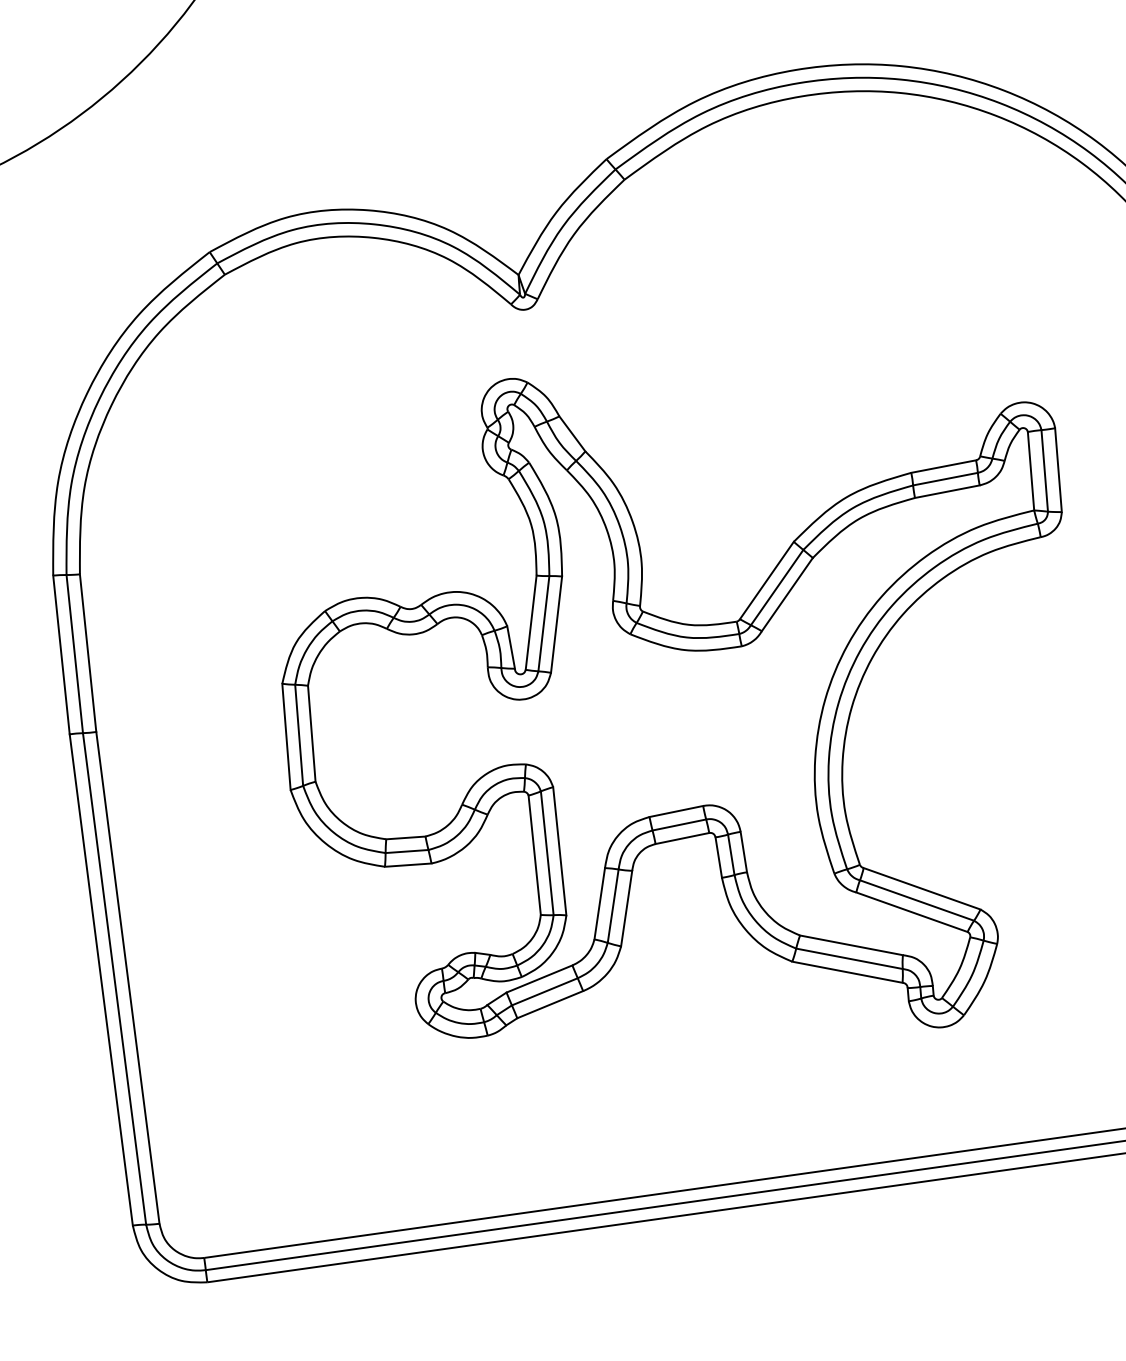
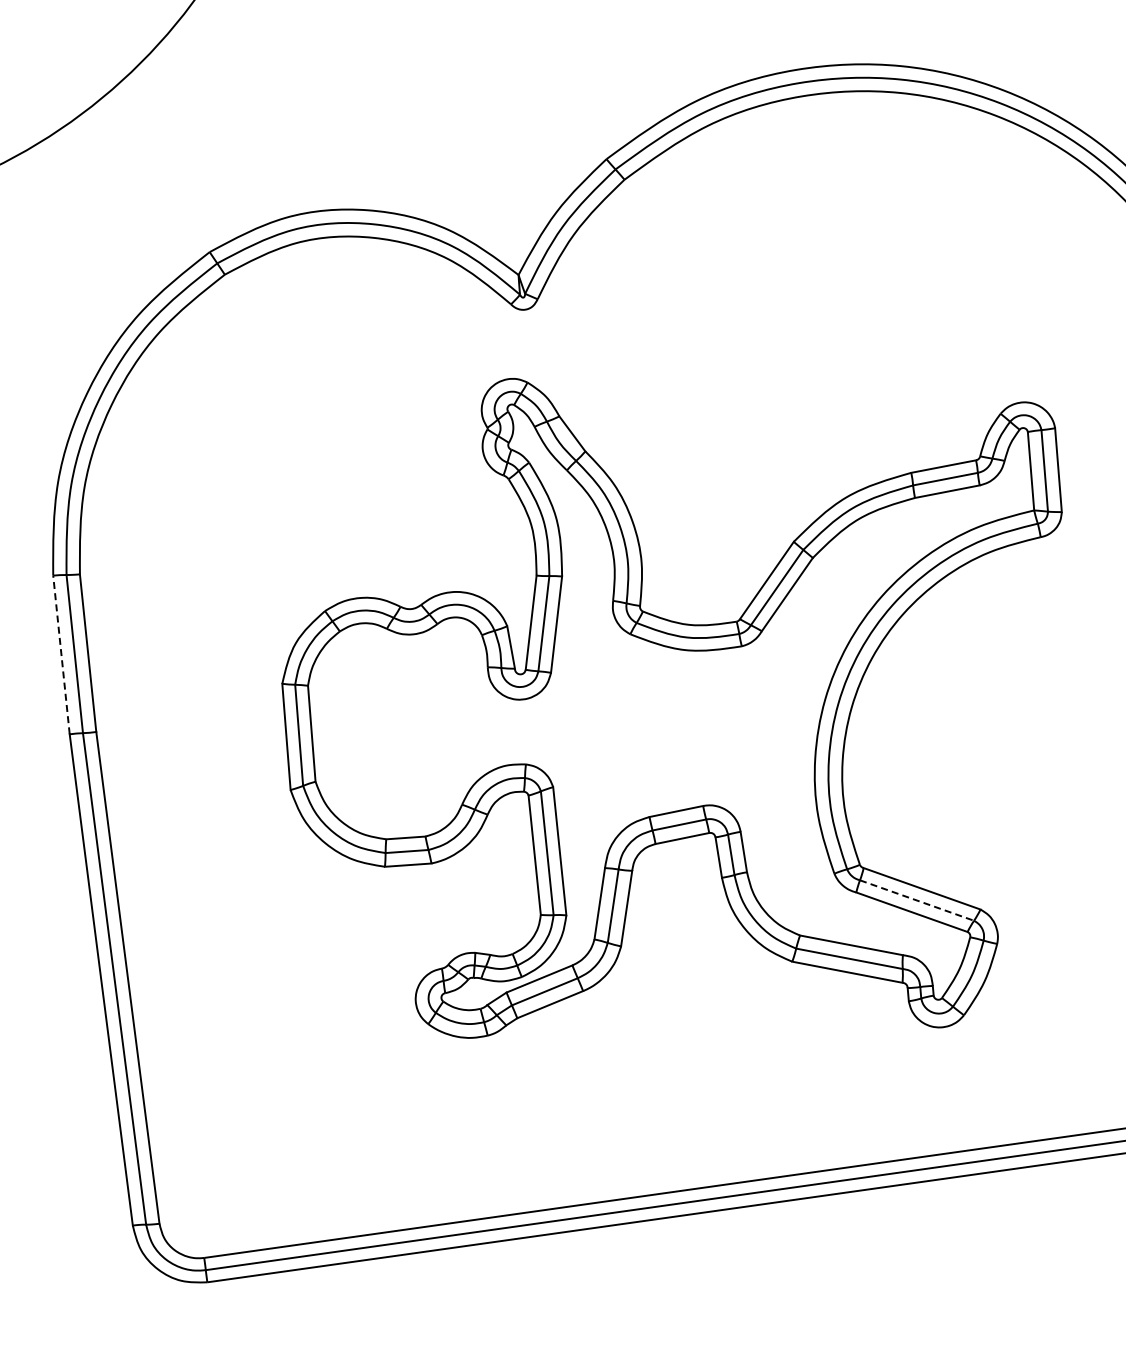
line: solid -> dashed (61, 654)
line: solid -> dashed (917, 900)
